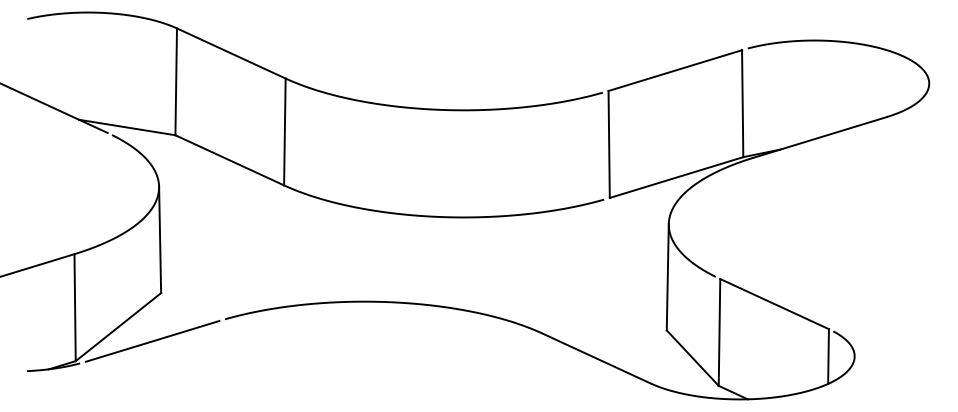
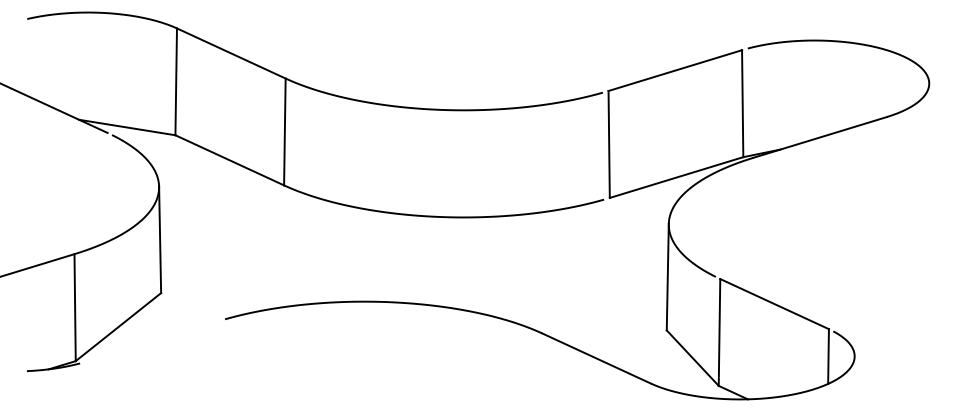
line: present -> none (152, 341)
